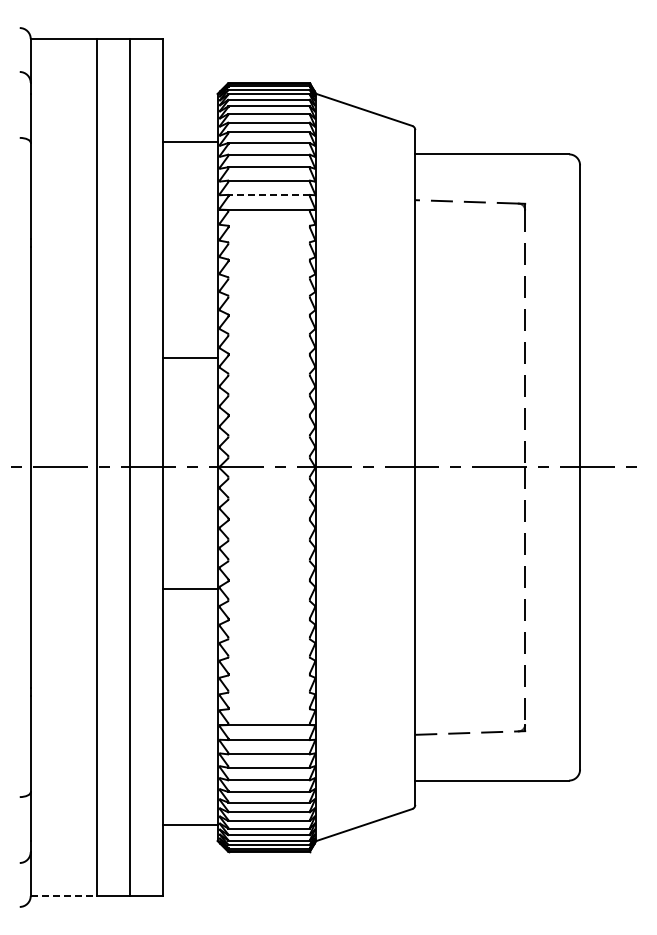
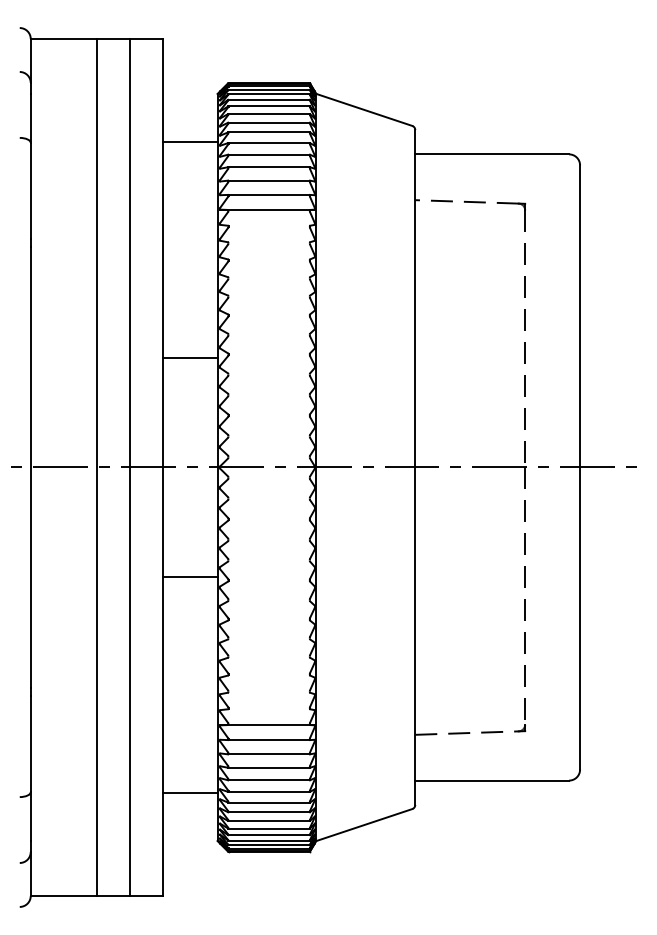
line: dashed -> solid (268, 194)
line position: (189, 588) -> (189, 576) (189, 576)
line position: (189, 825) -> (189, 793) (189, 793)
line: dashed -> solid (63, 895)
